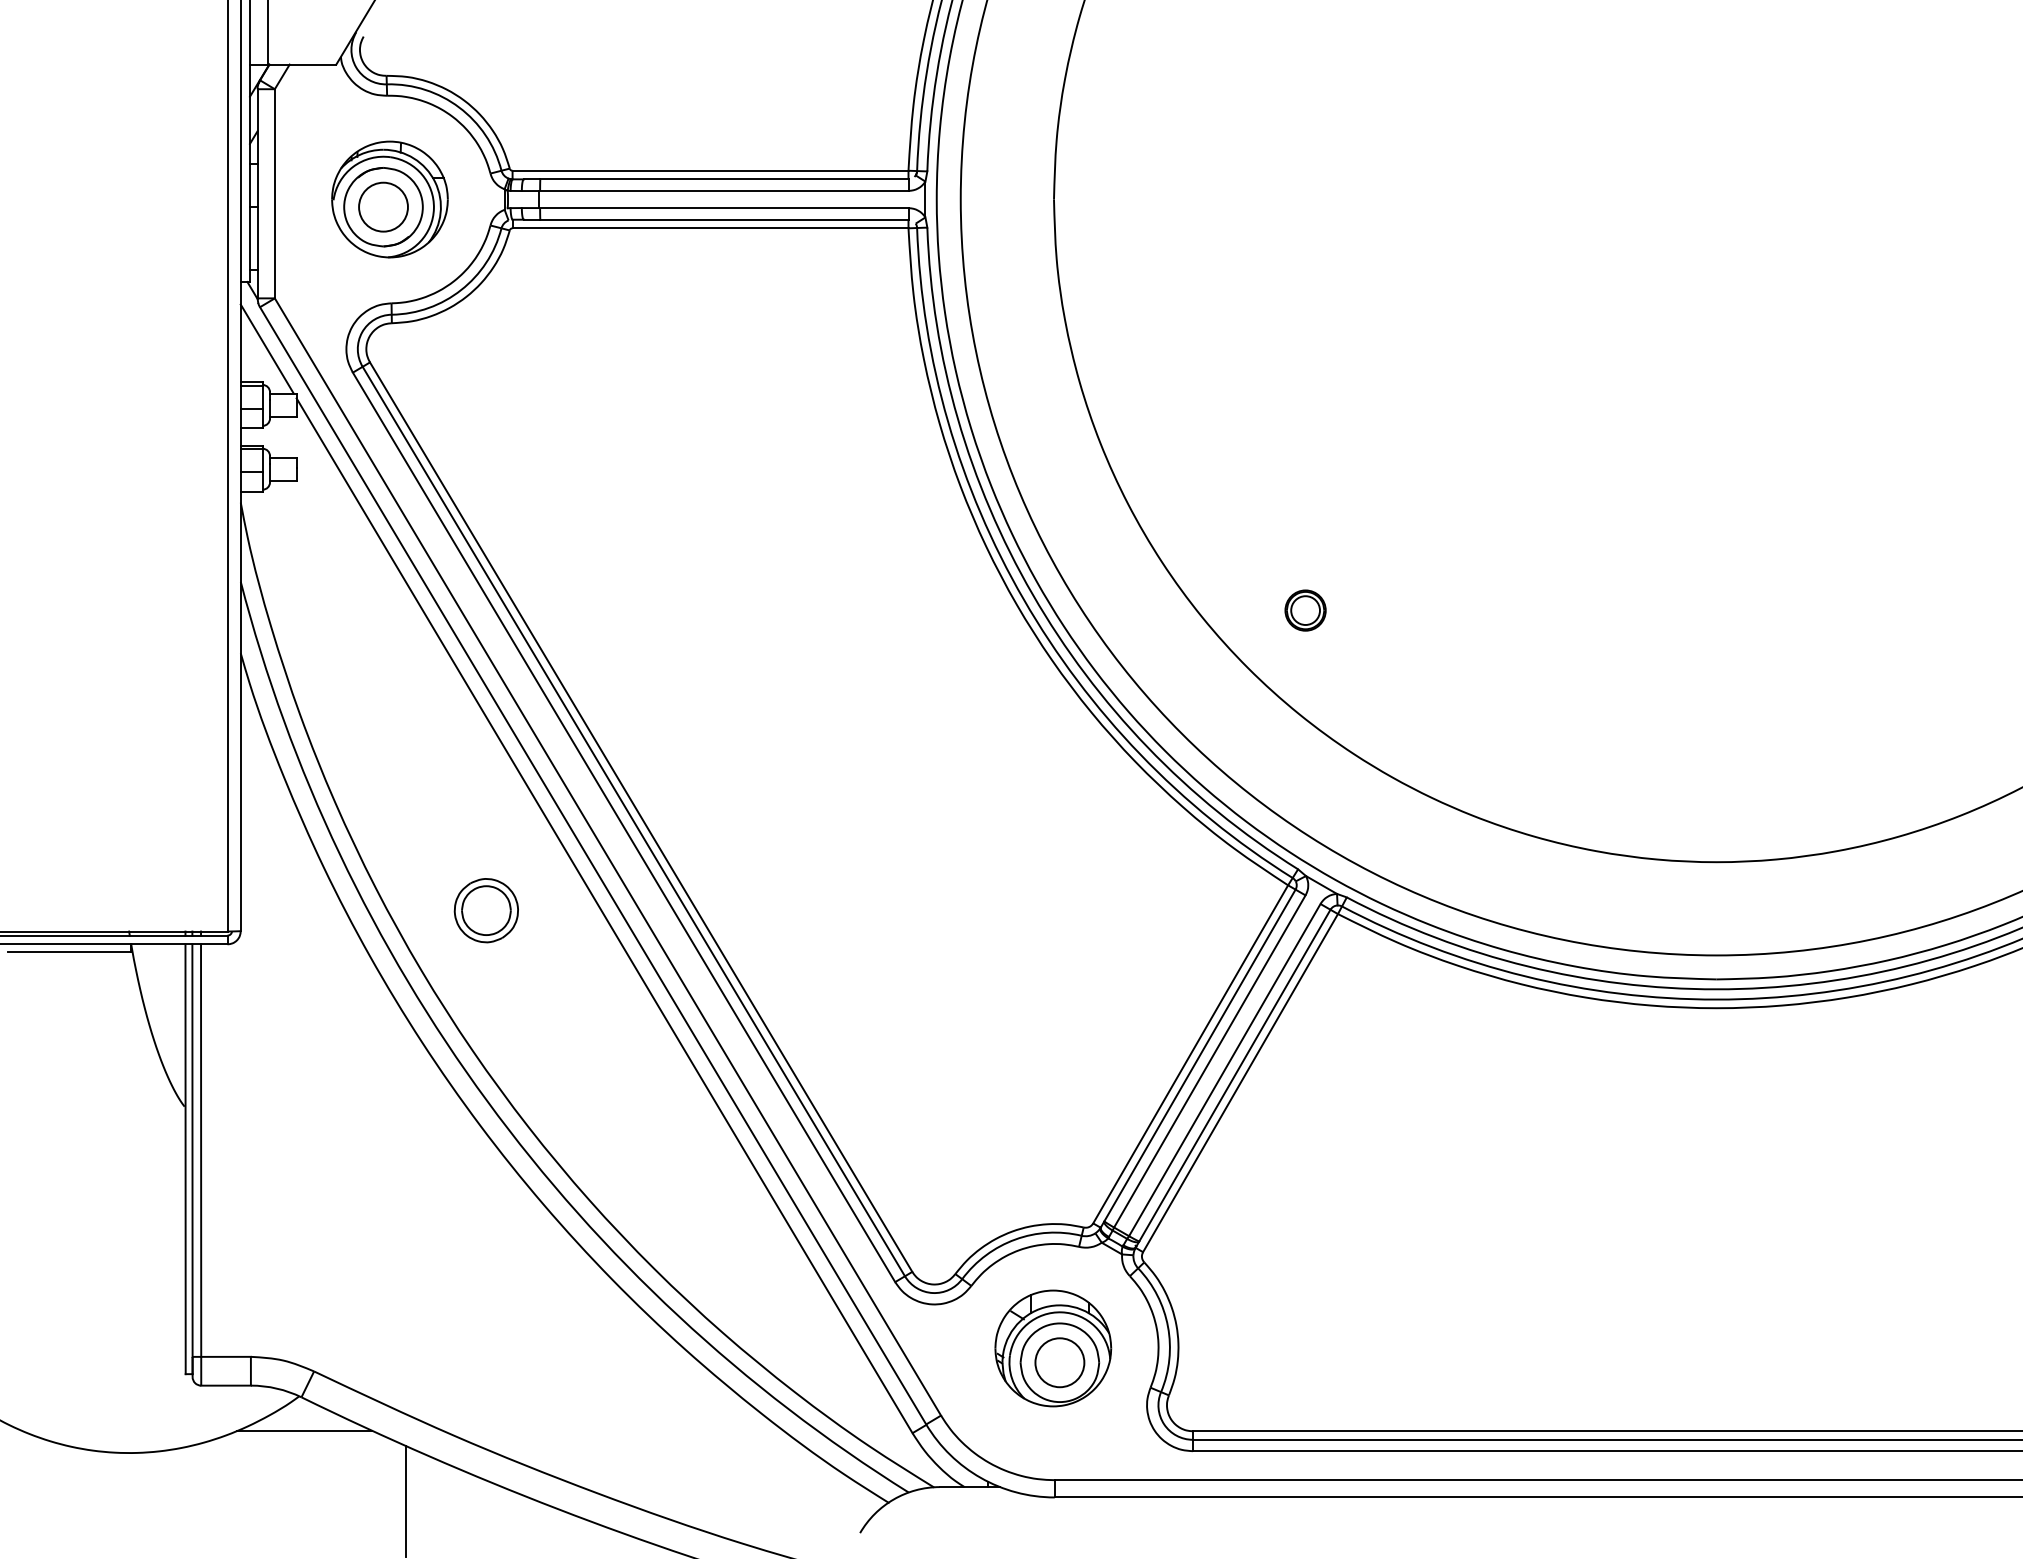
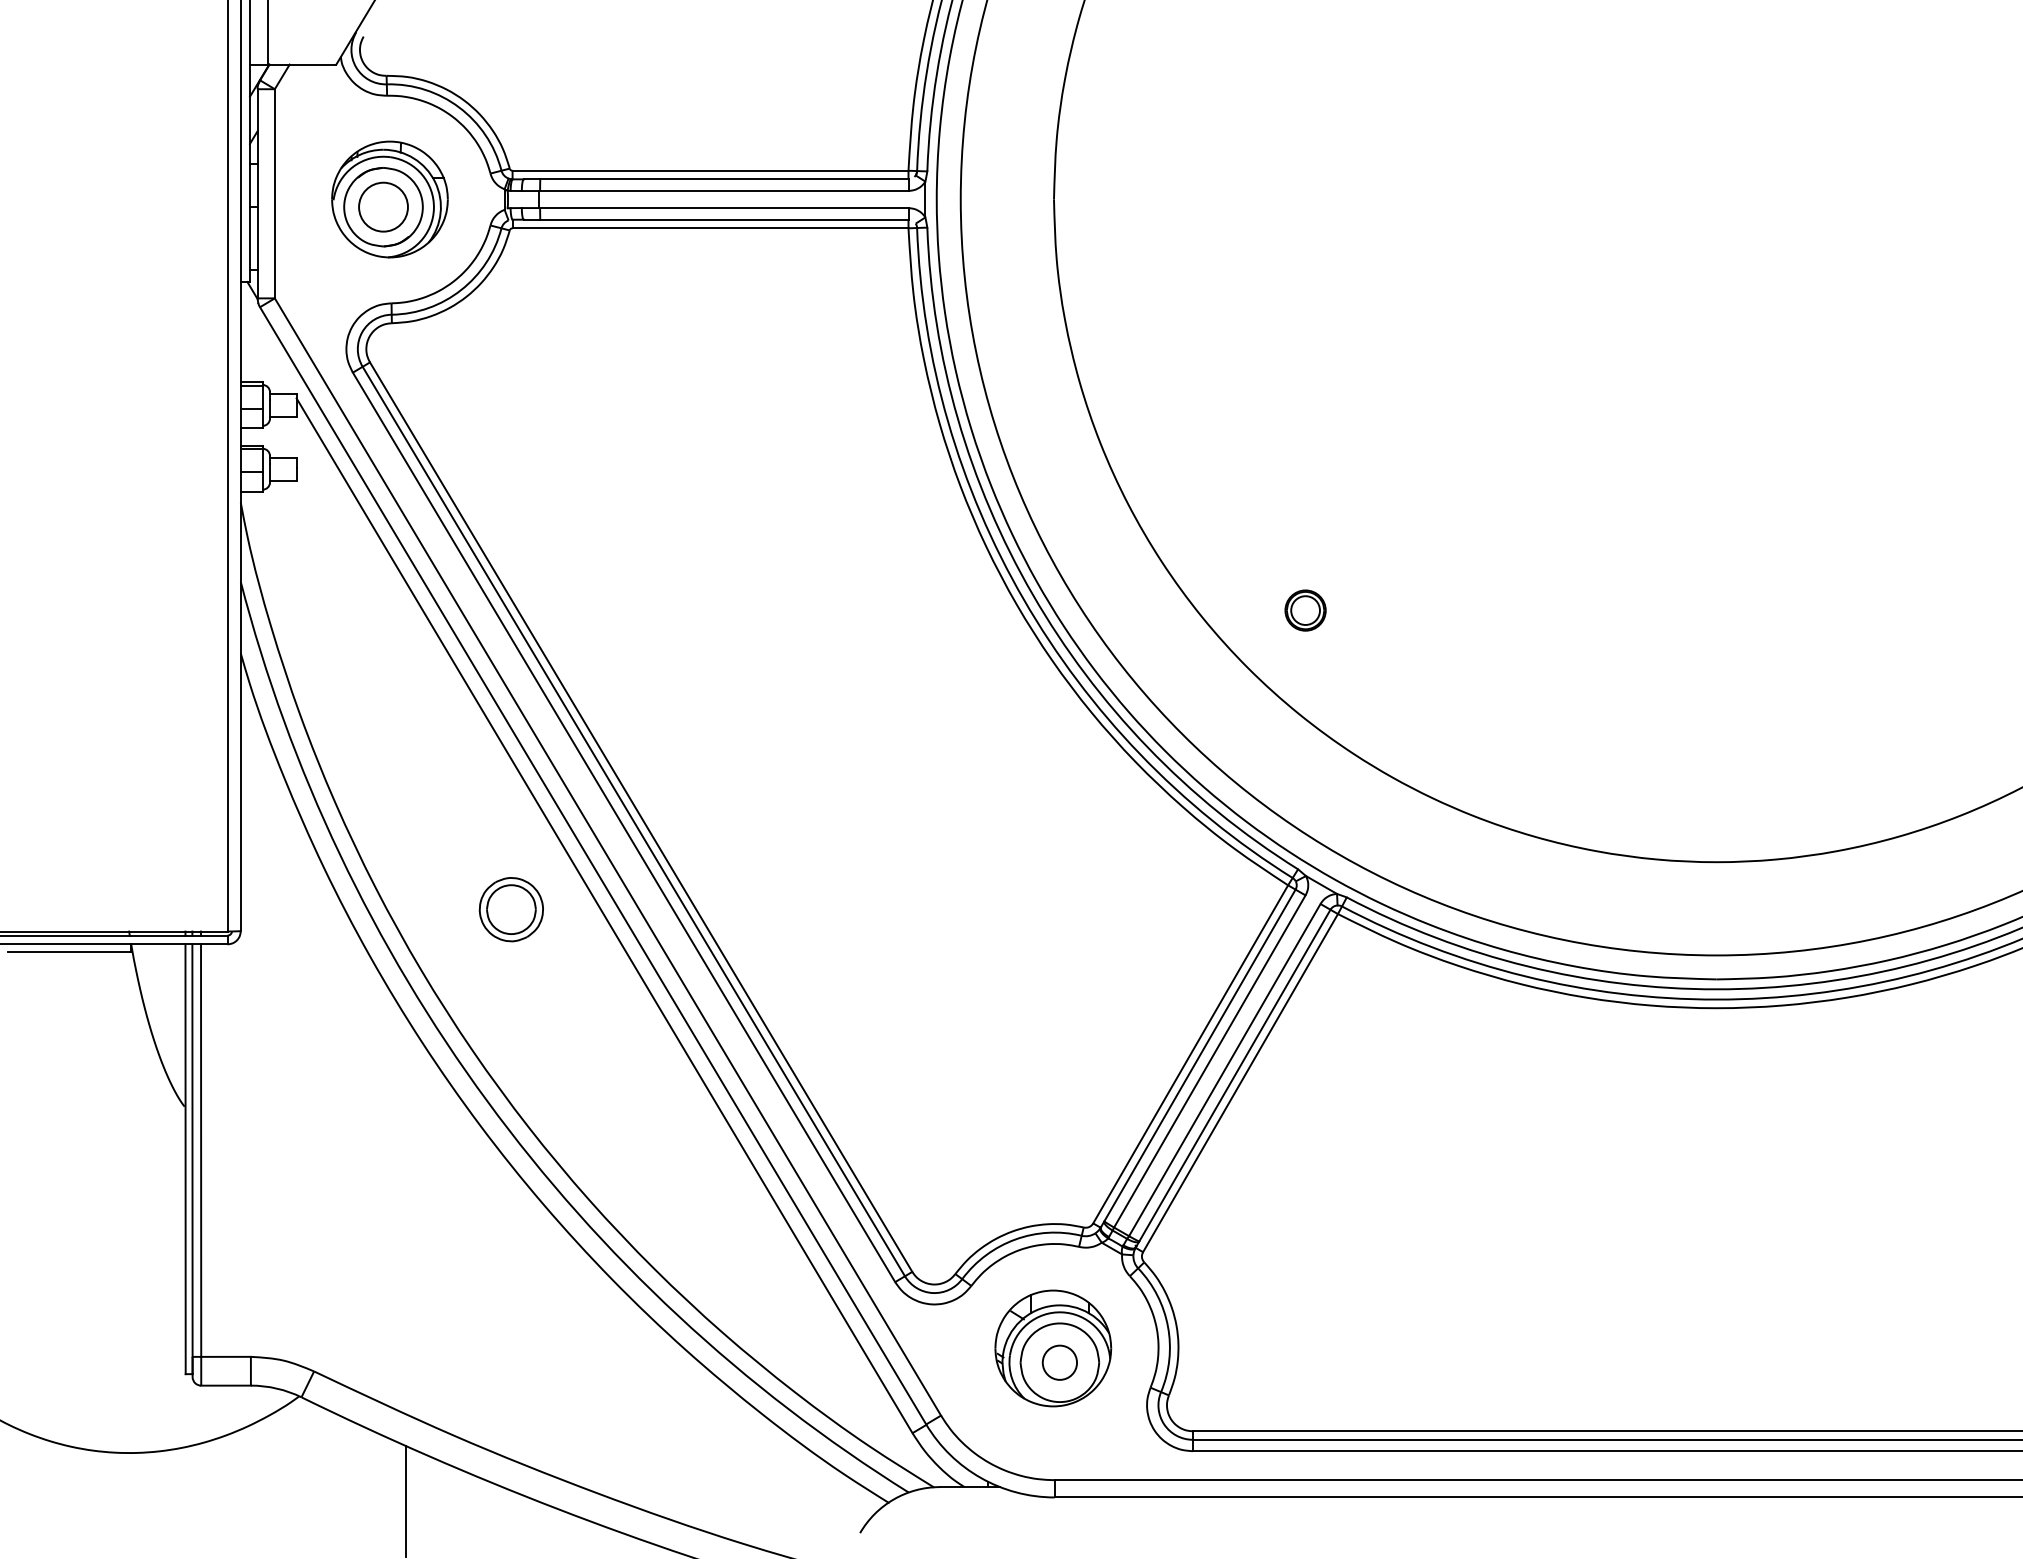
line: present -> none (266, 348)
part position: (485, 910) -> (510, 909) (510, 909)
circle diameter: 49 px -> 34 px (1059, 1362)
line: present -> none (304, 1430)
